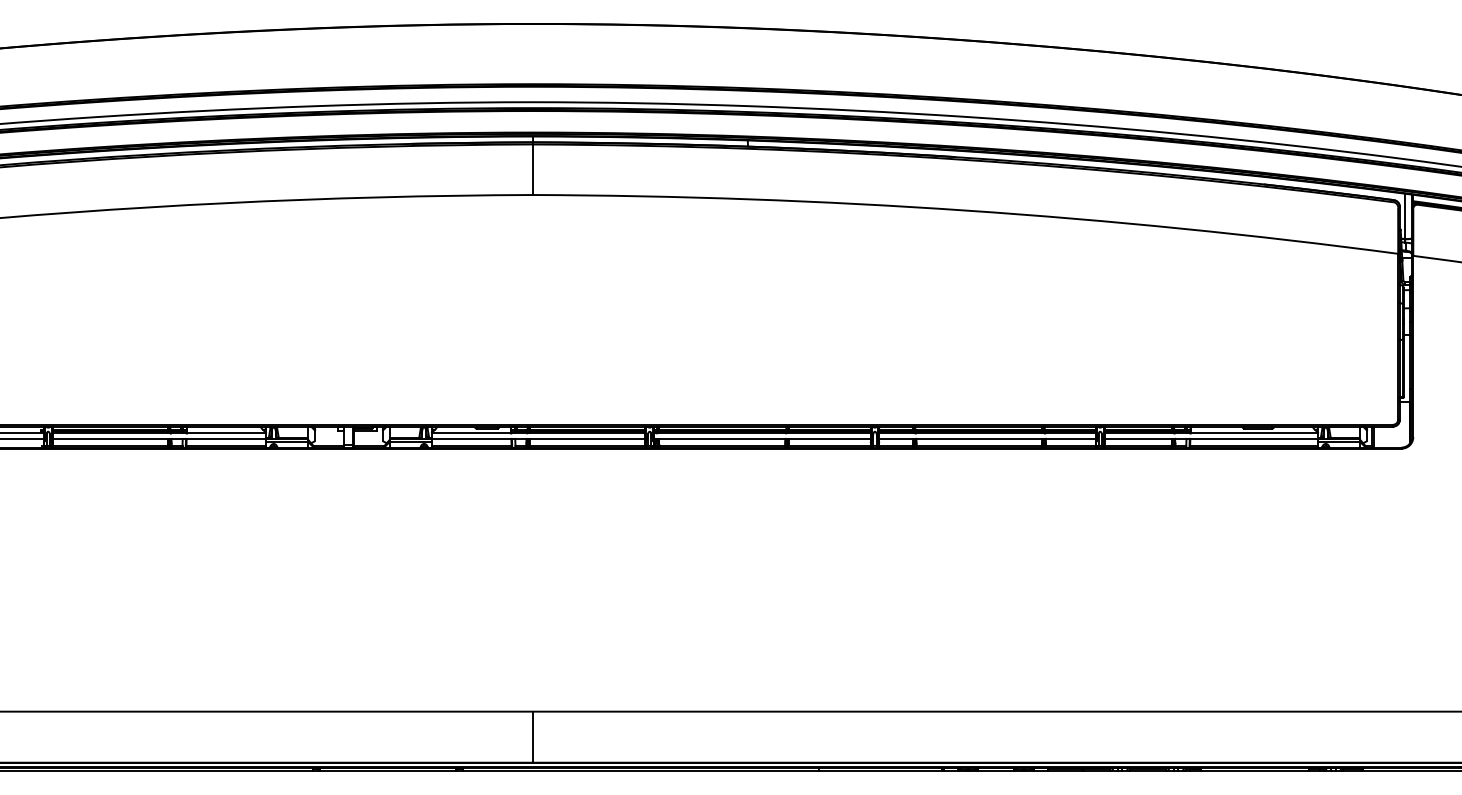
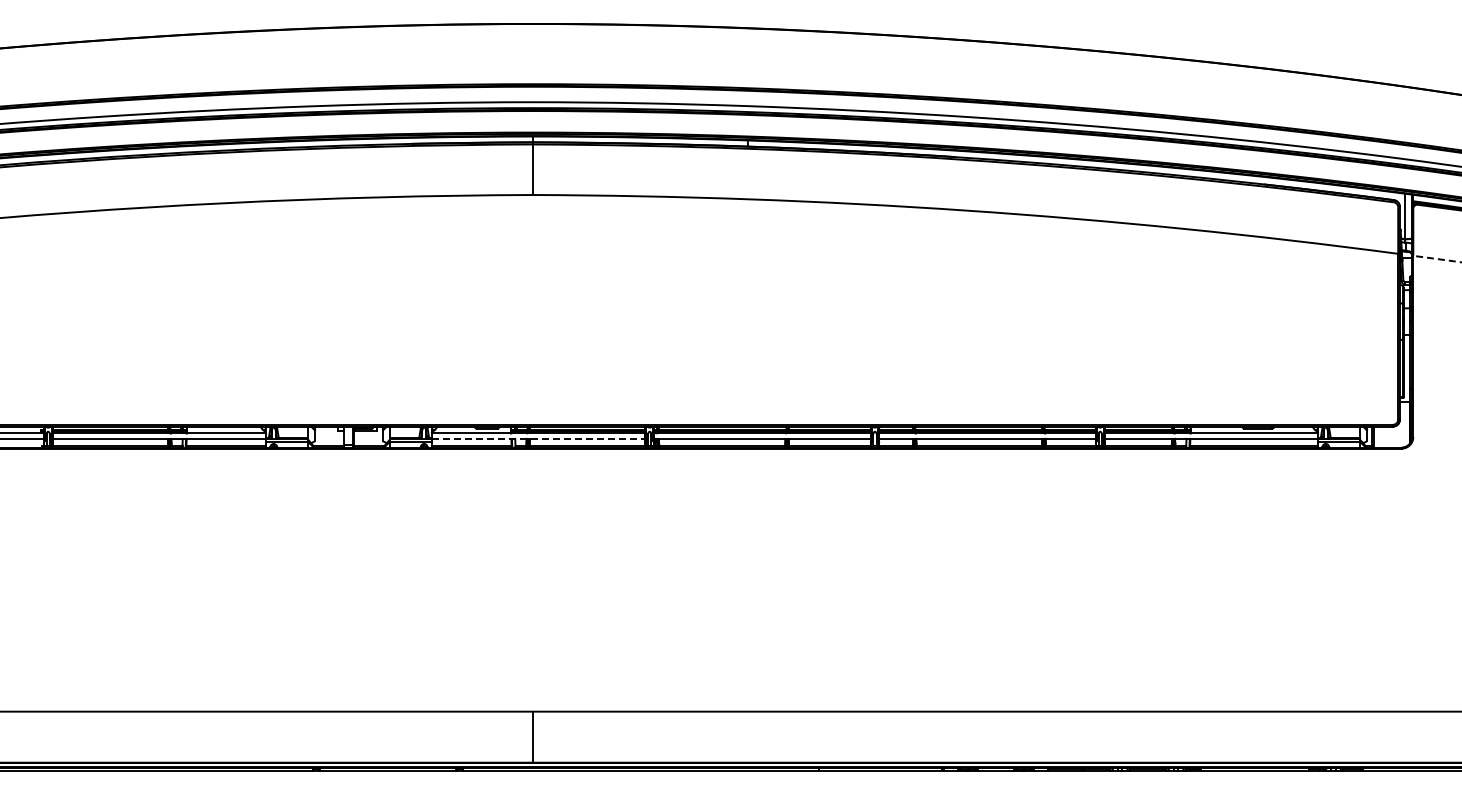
arc: solid -> dashed (1436, 259)
line: solid -> dashed (538, 438)
